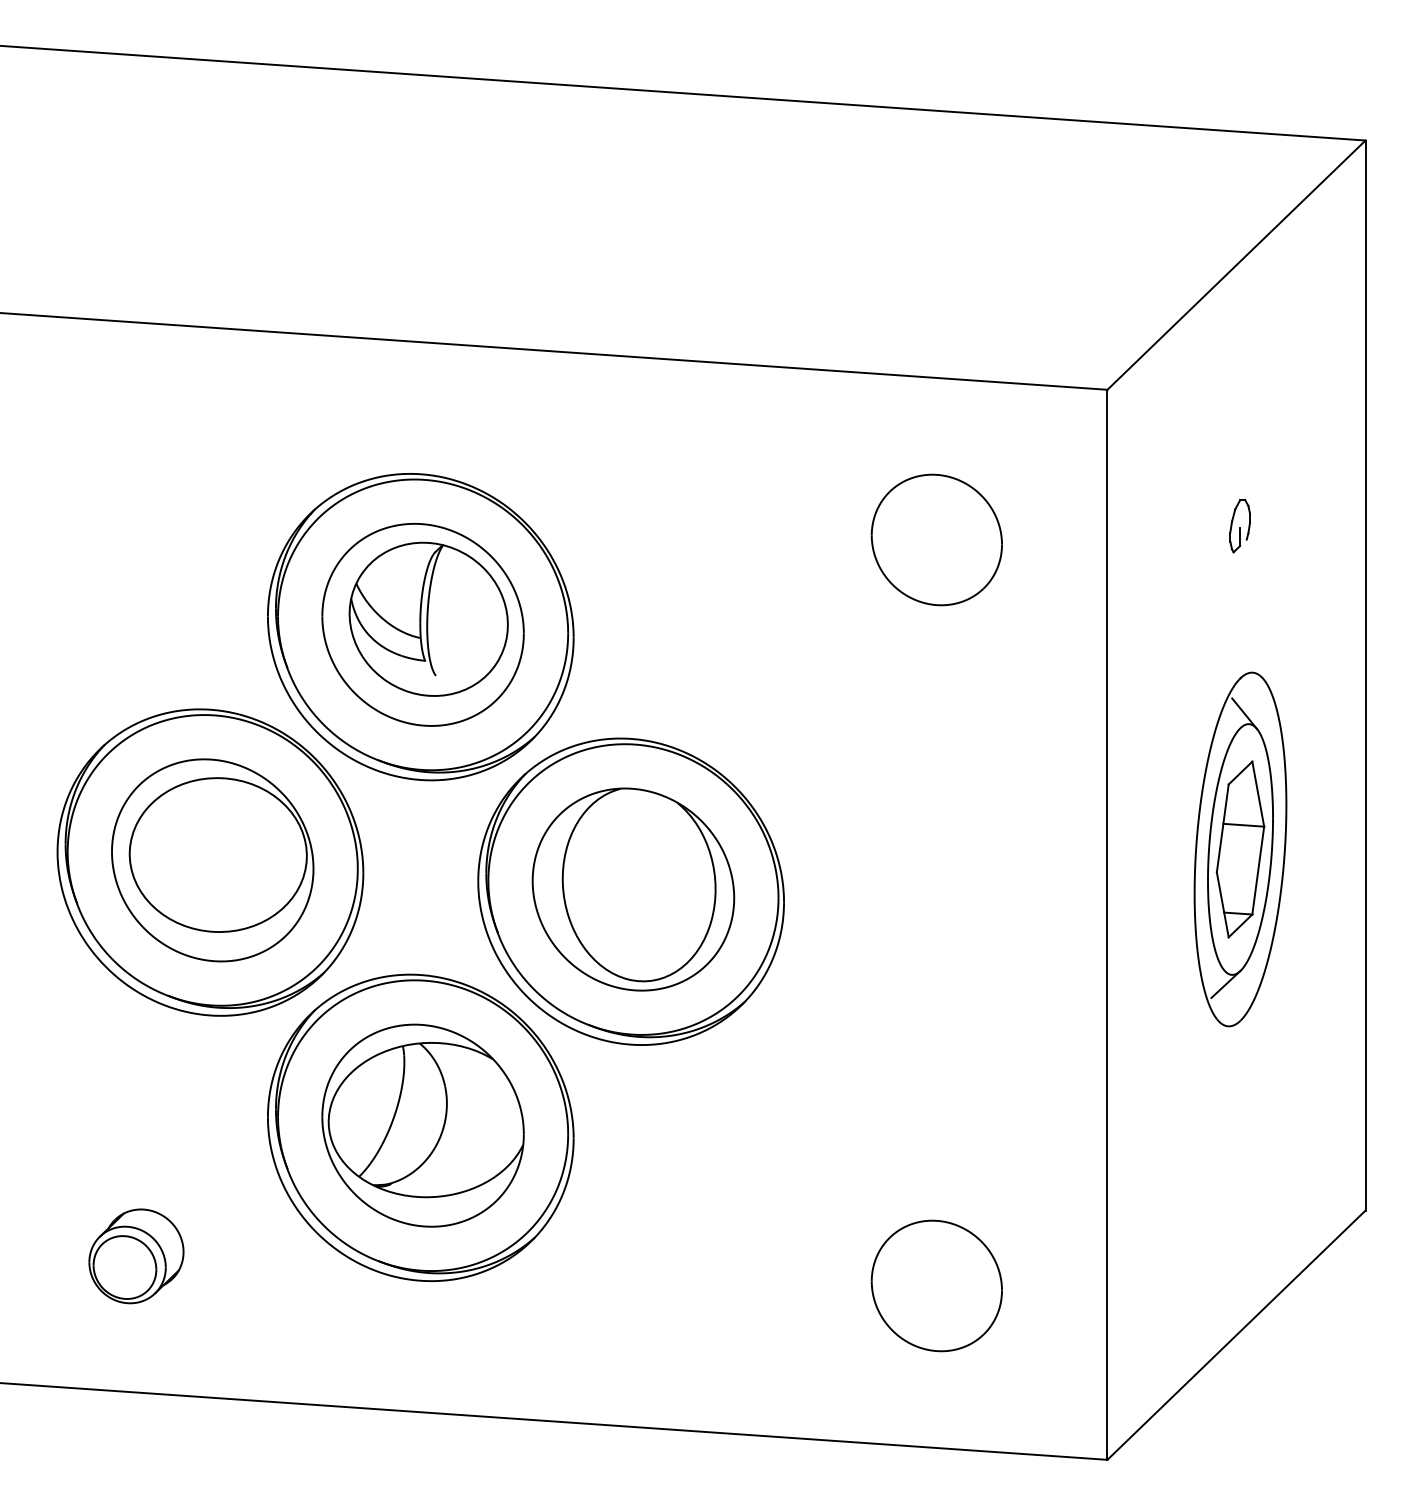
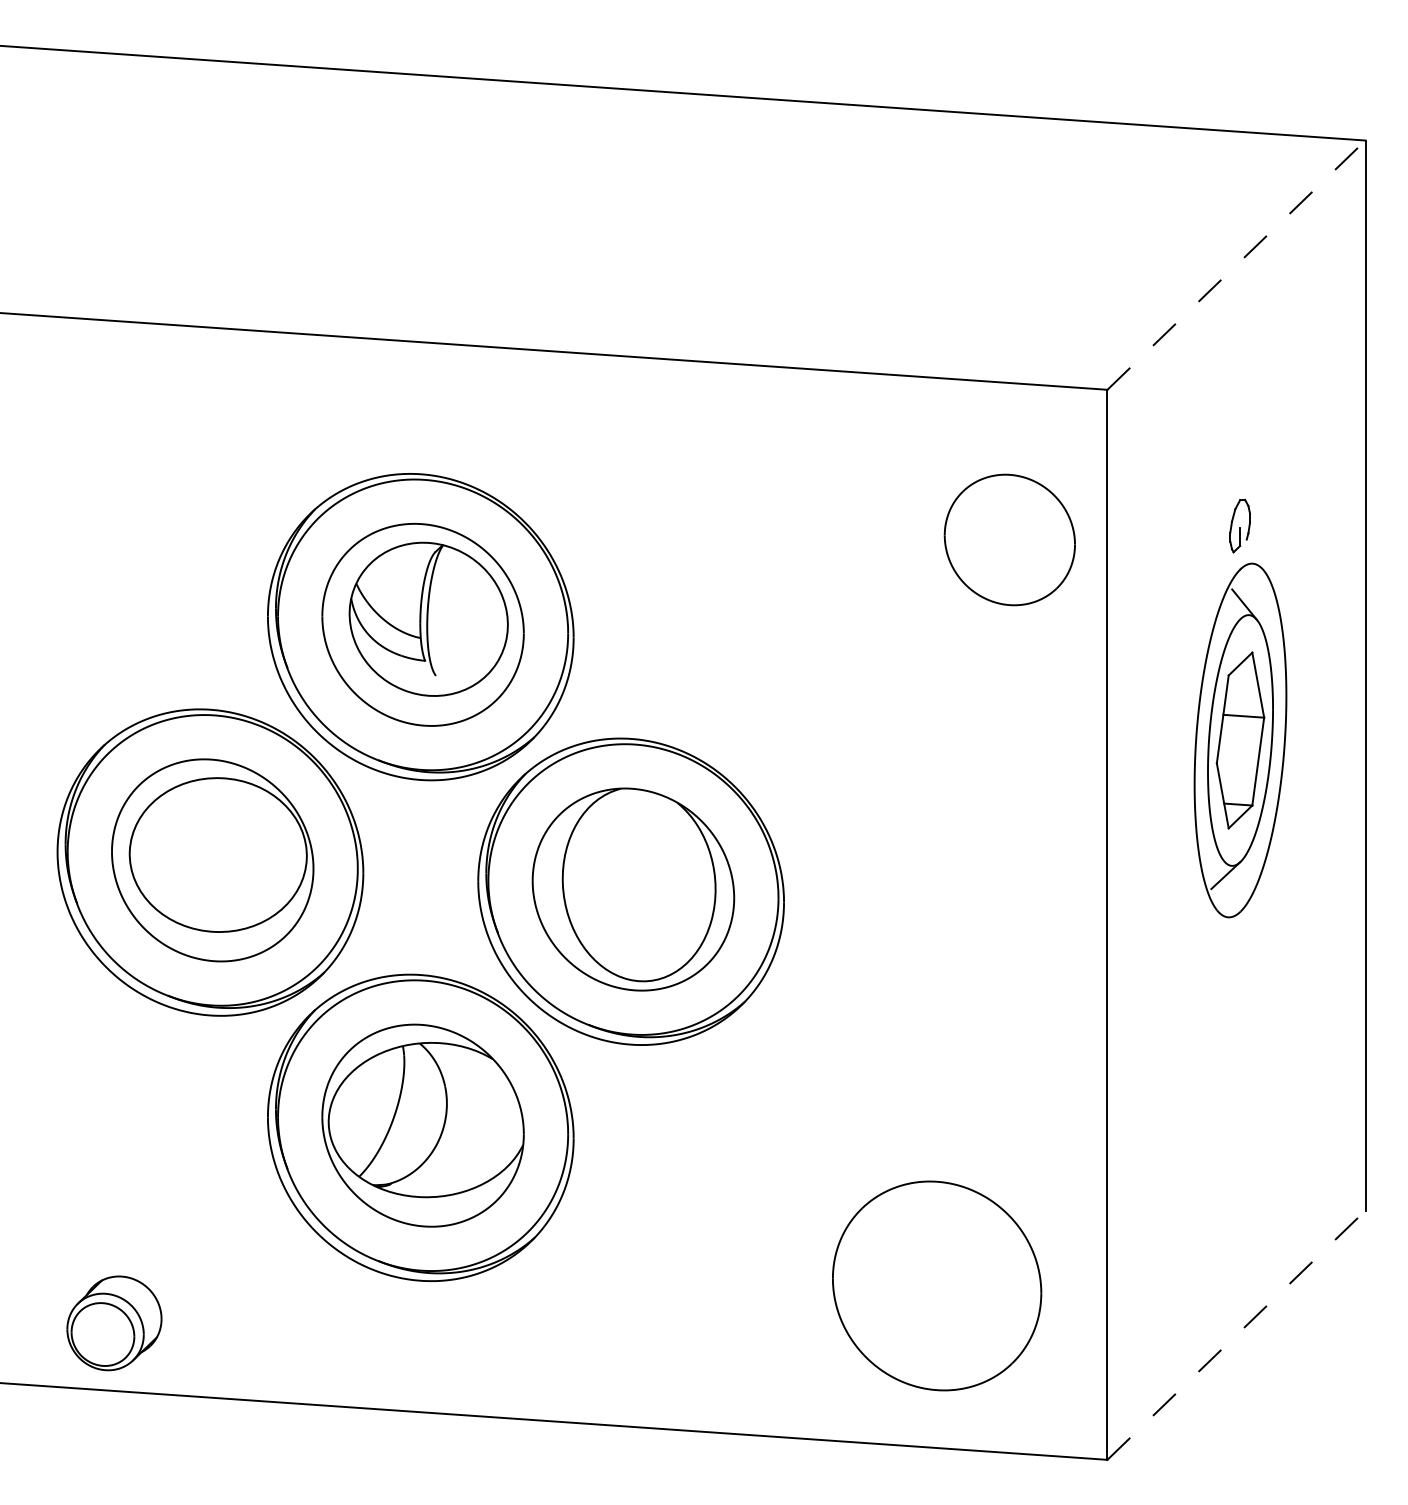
line: solid -> dashed (1236, 264)
part position: (936, 539) -> (1009, 539) (1009, 539)
part position: (1240, 849) -> (1240, 740) (1240, 740)
part position: (136, 1256) -> (114, 1323) (114, 1323)
part size: 133x134 px -> 211x212 px (937, 1285)
line: solid -> dashed (1236, 1334)
